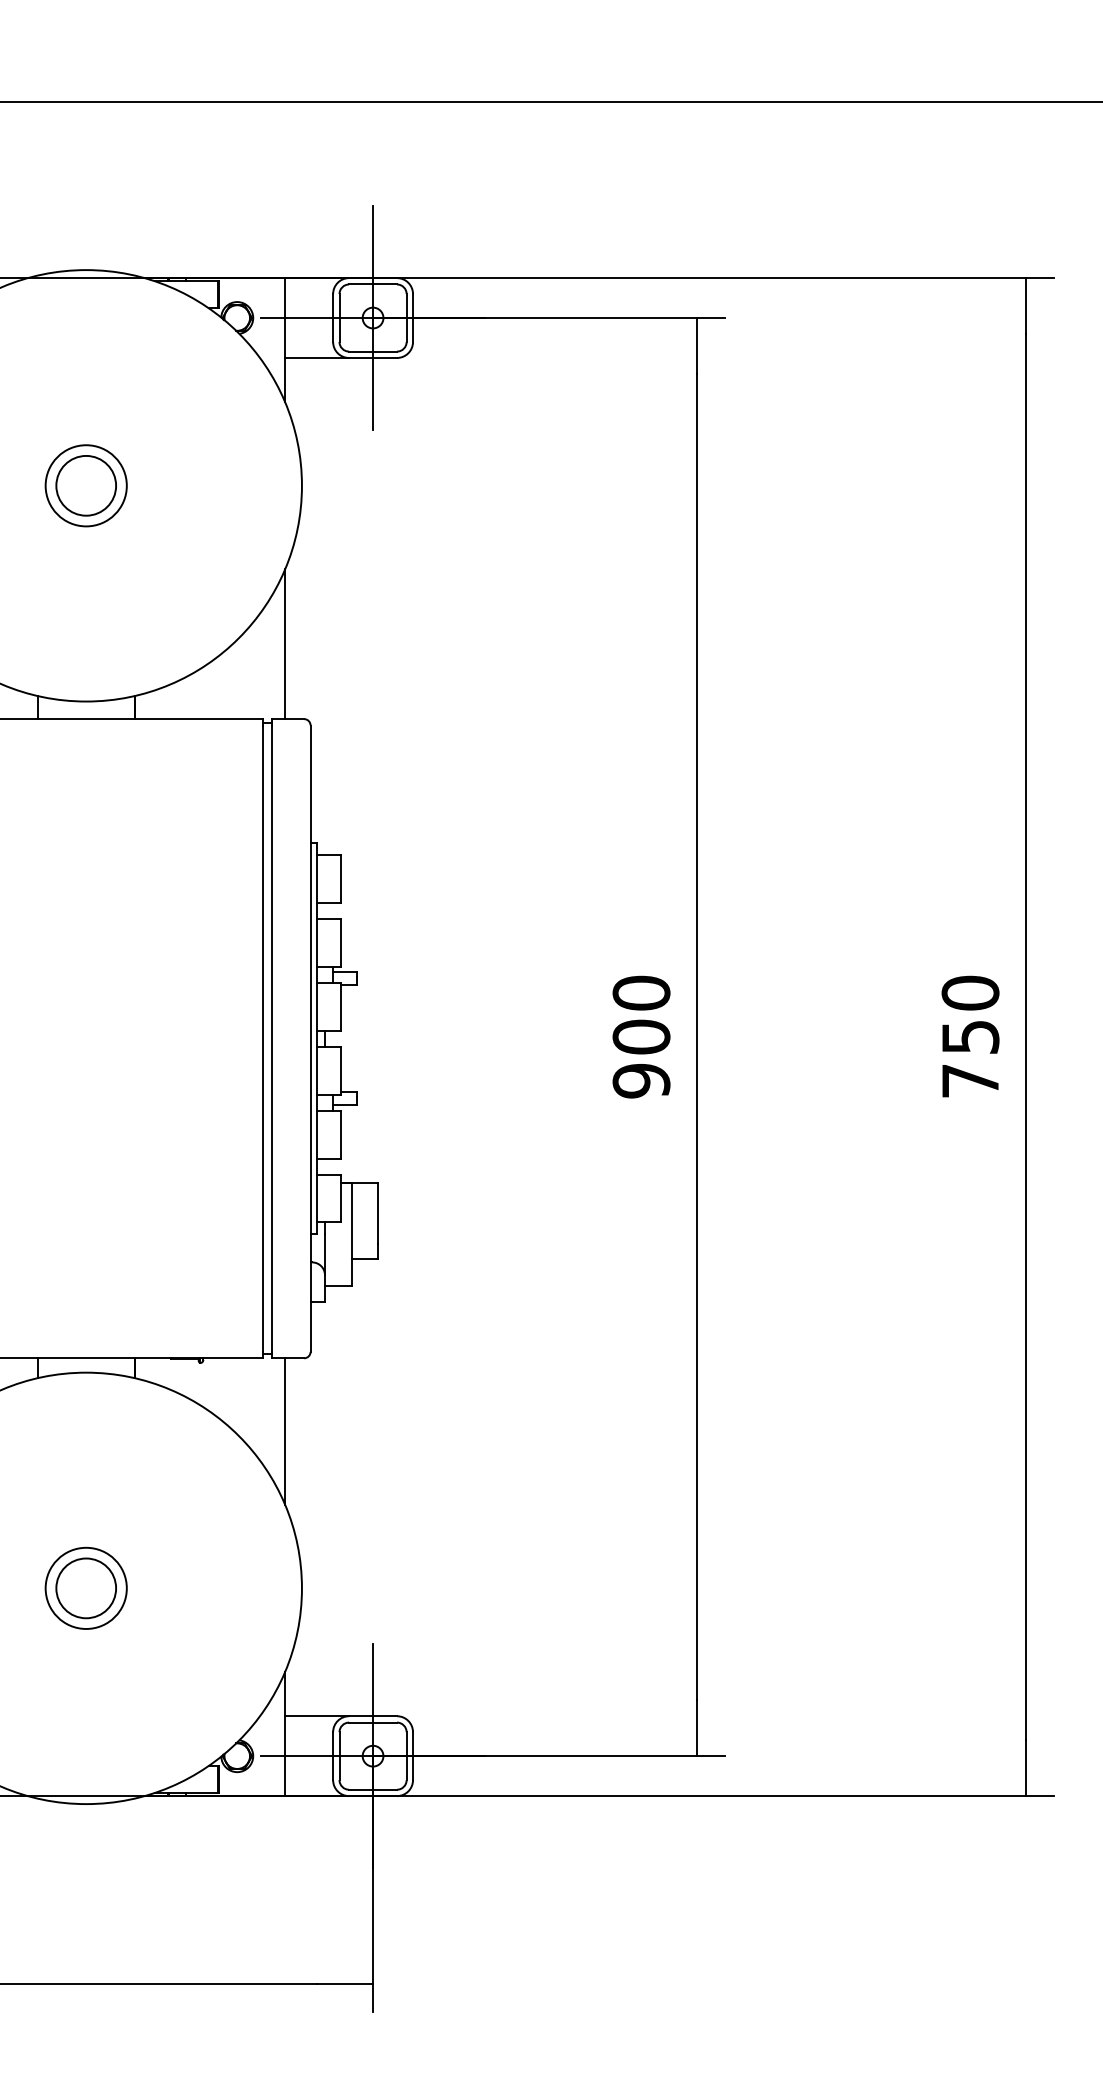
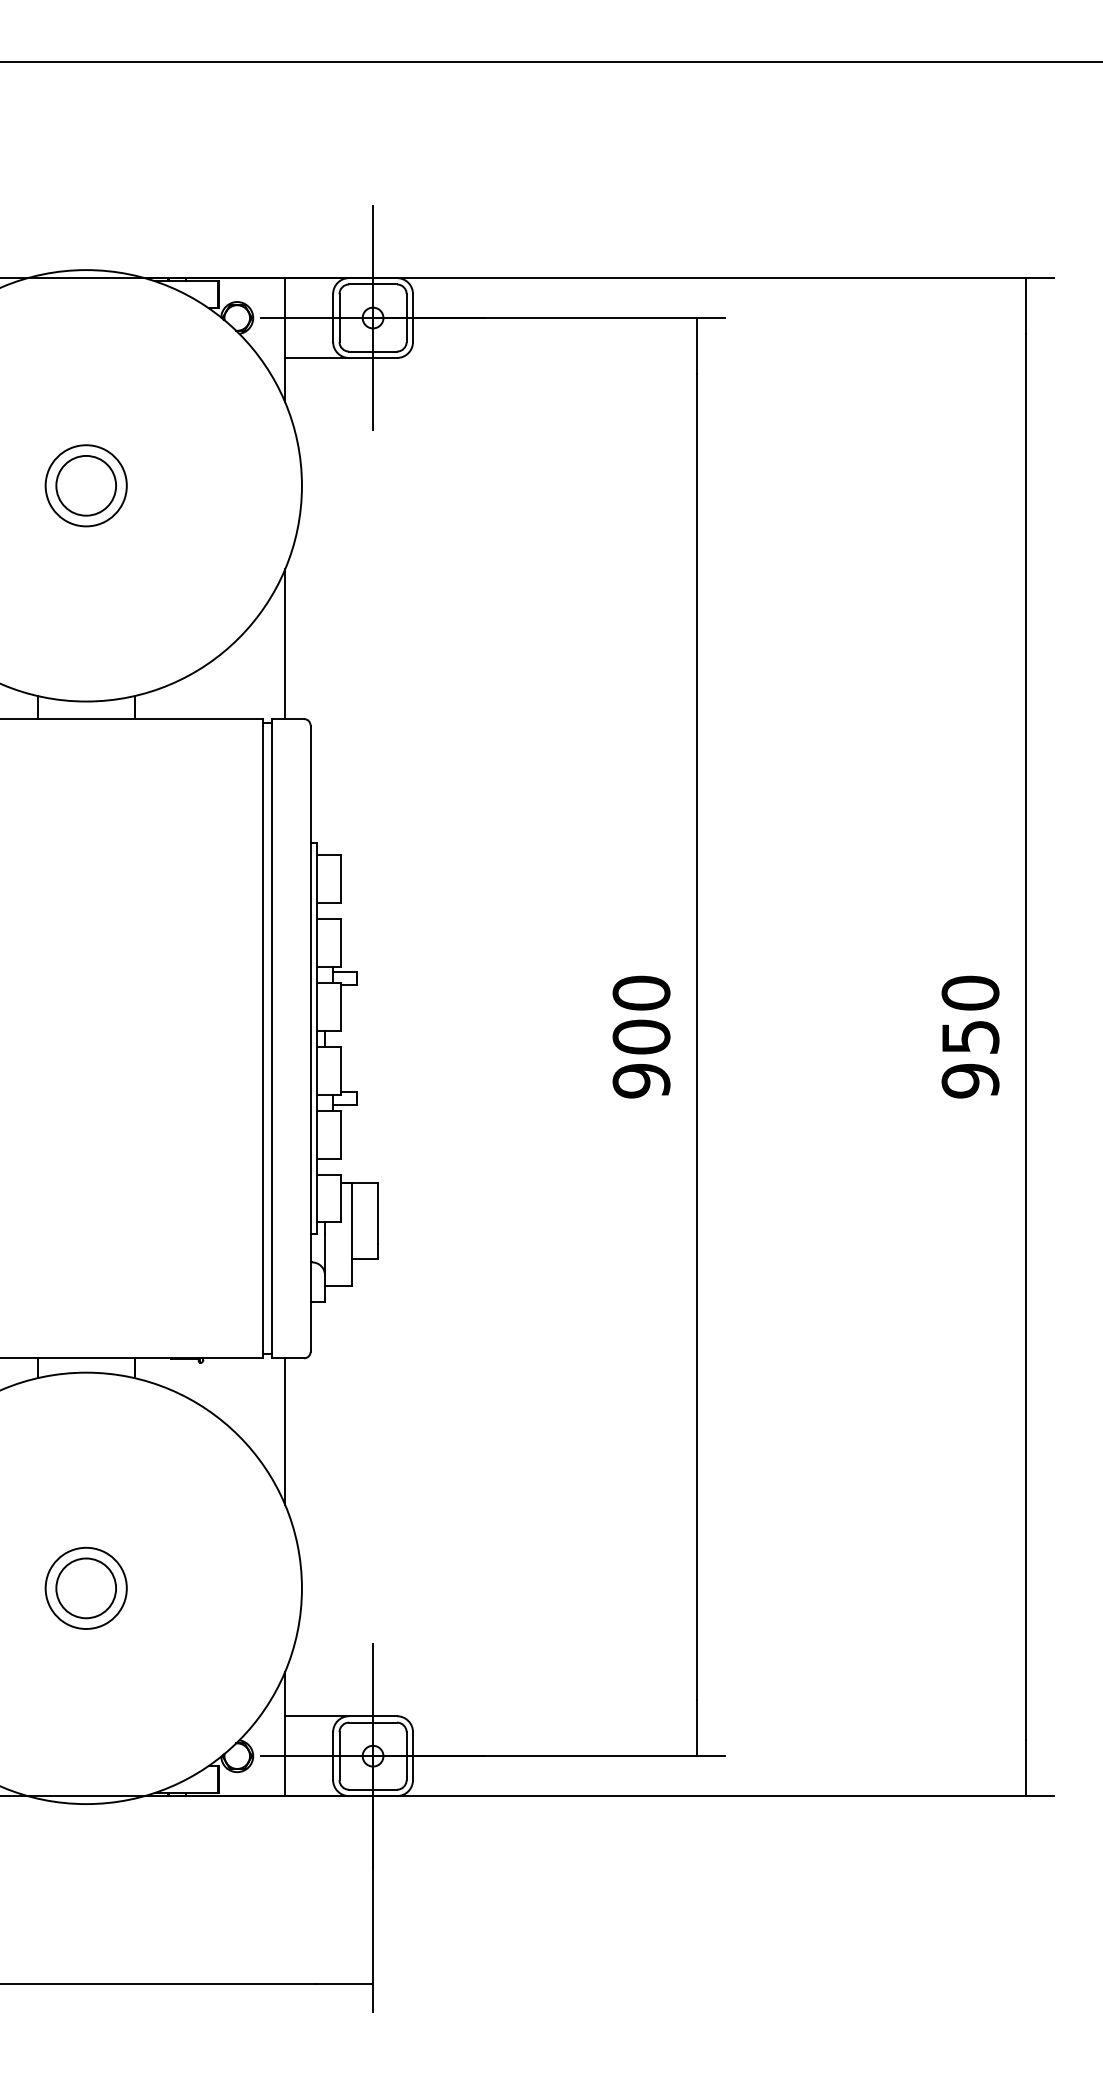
line position: (550, 102) -> (550, 62) (550, 62)
text: 750 -> 950 (970, 1080)
